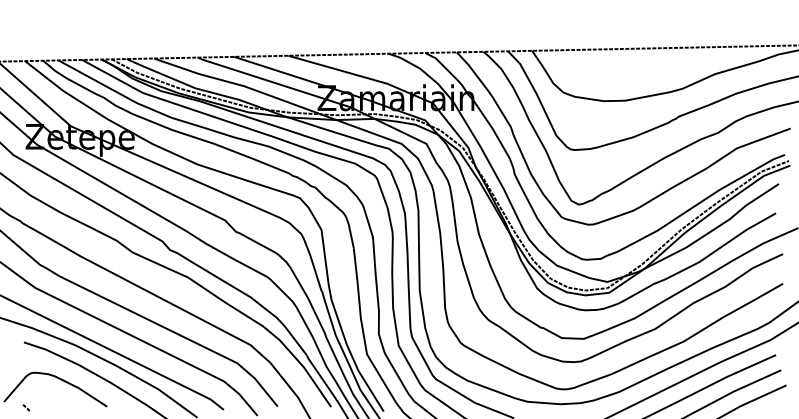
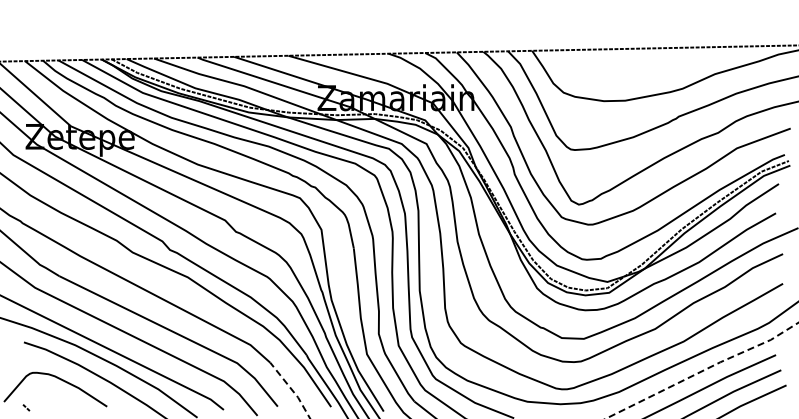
line: solid -> dashed (703, 370)
line: solid -> dashed (291, 389)
